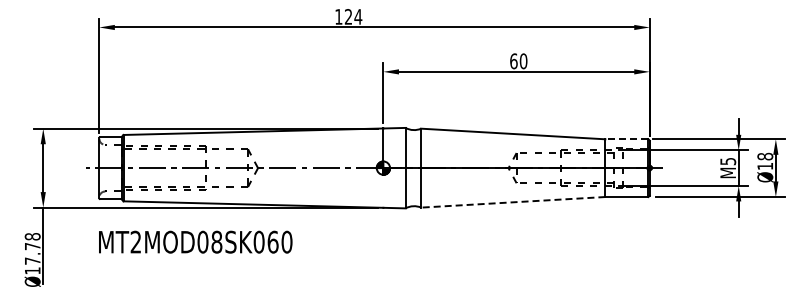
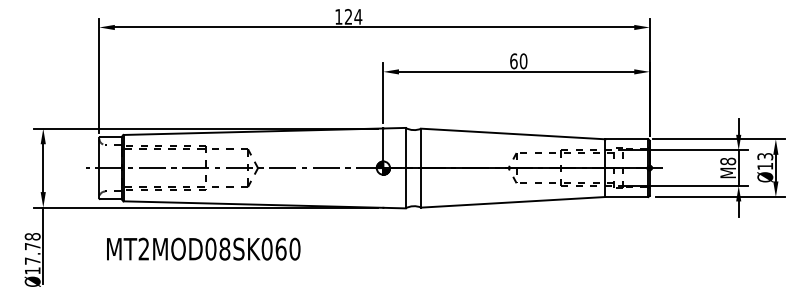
line: dashed -> solid (626, 139)
text: Ø18 -> Ø13 (765, 156)
text: M5 -> M8 (728, 161)
line: dashed -> solid (512, 202)
text position: (195, 241) -> (203, 248) (203, 248)
